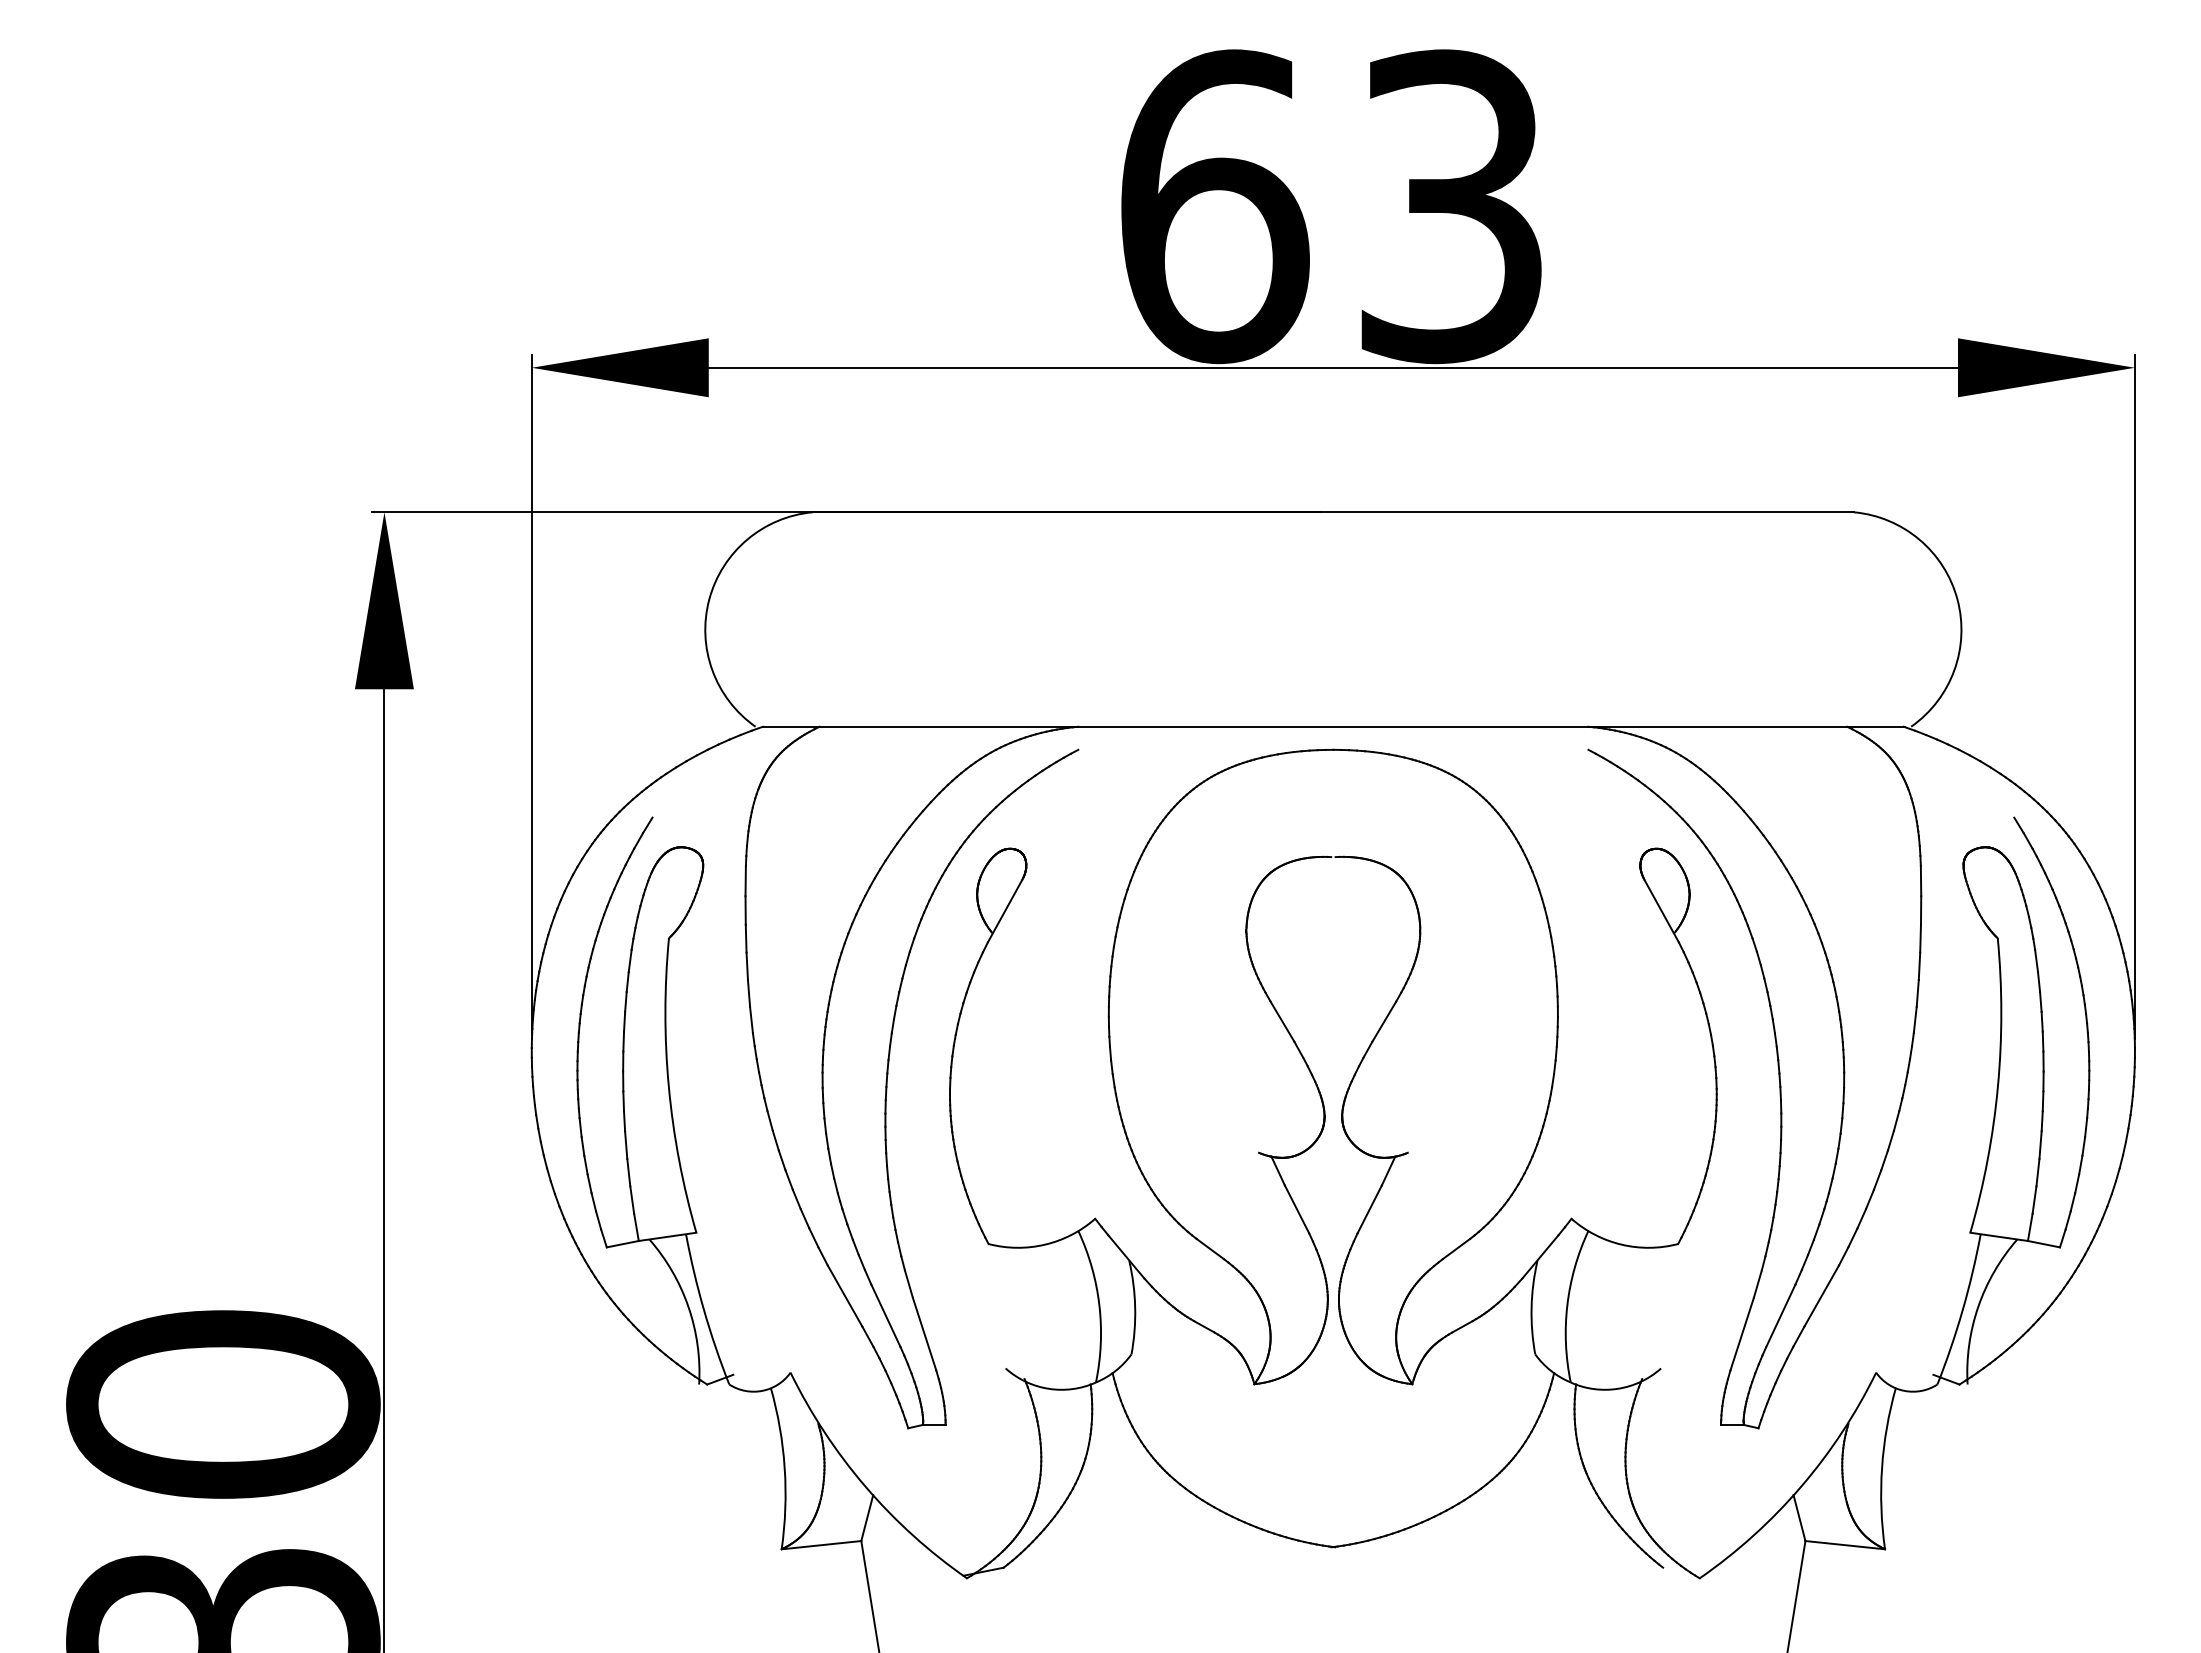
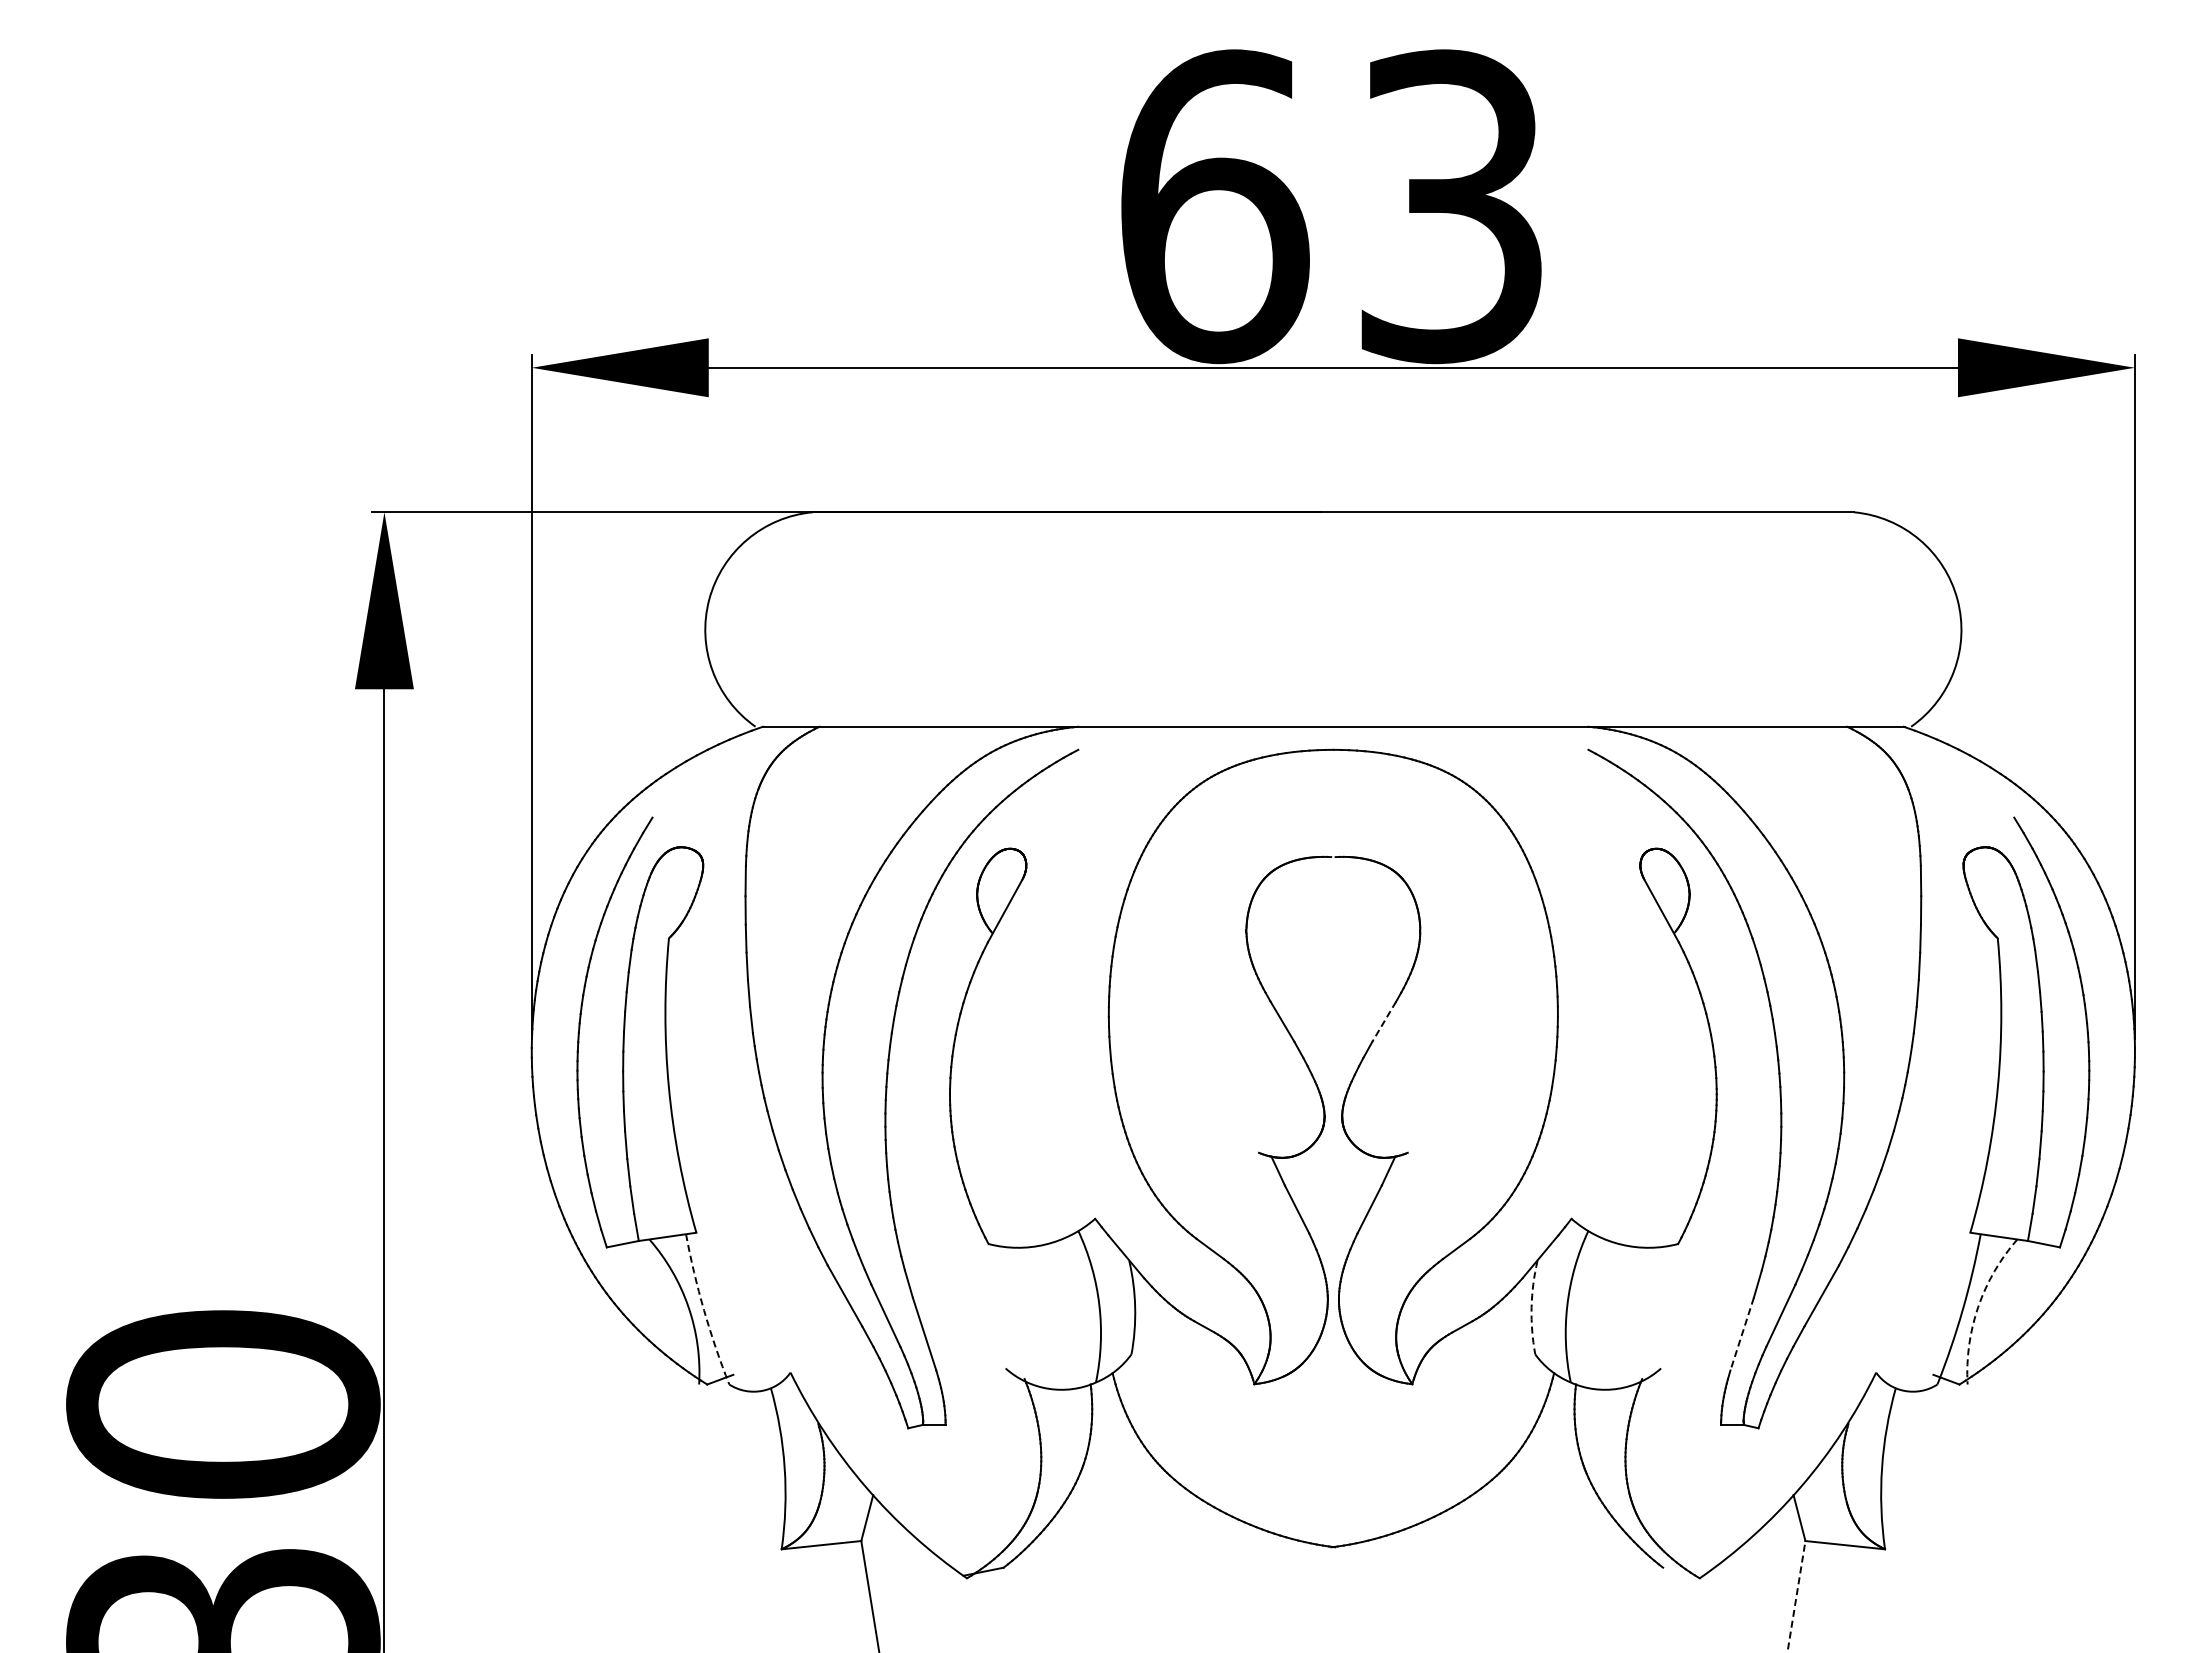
line: solid -> dashed (1383, 1022)
arc: solid -> dashed (1531, 1307)
arc: solid -> dashed (1978, 1307)
arc: solid -> dashed (704, 1310)
line: solid -> dashed (1741, 1334)
line: solid -> dashed (1796, 1596)
